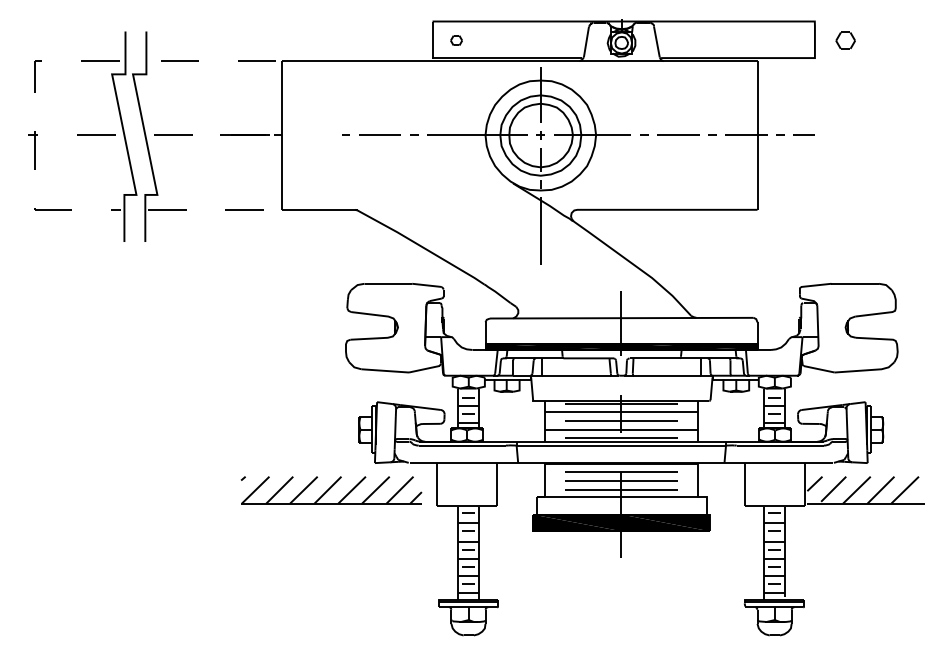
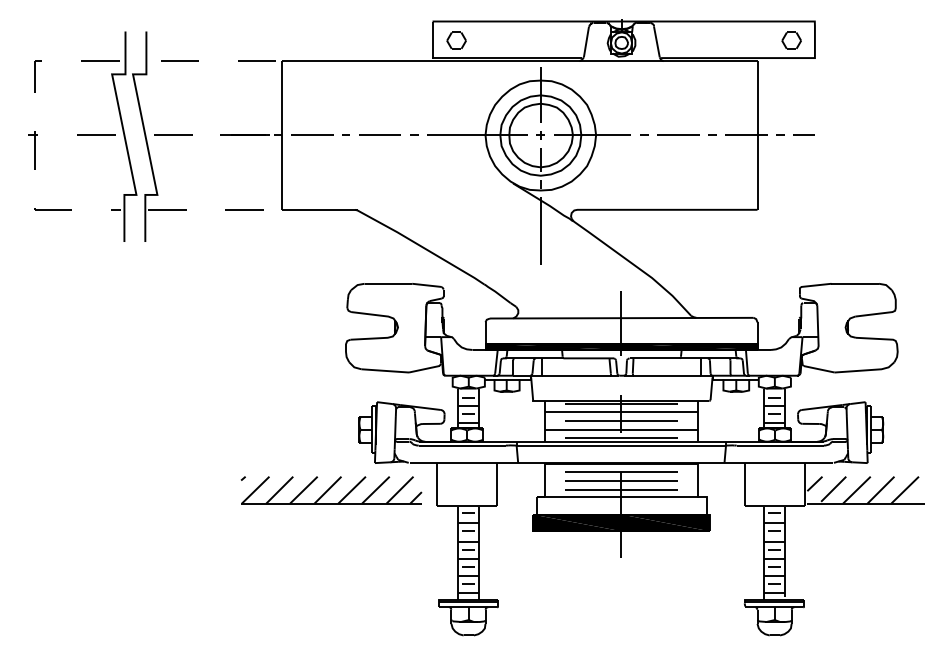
part size: 13x11 px -> 21x19 px (456, 40)
part position: (845, 40) -> (791, 40) (791, 40)
line: none -> present (312, 134)
